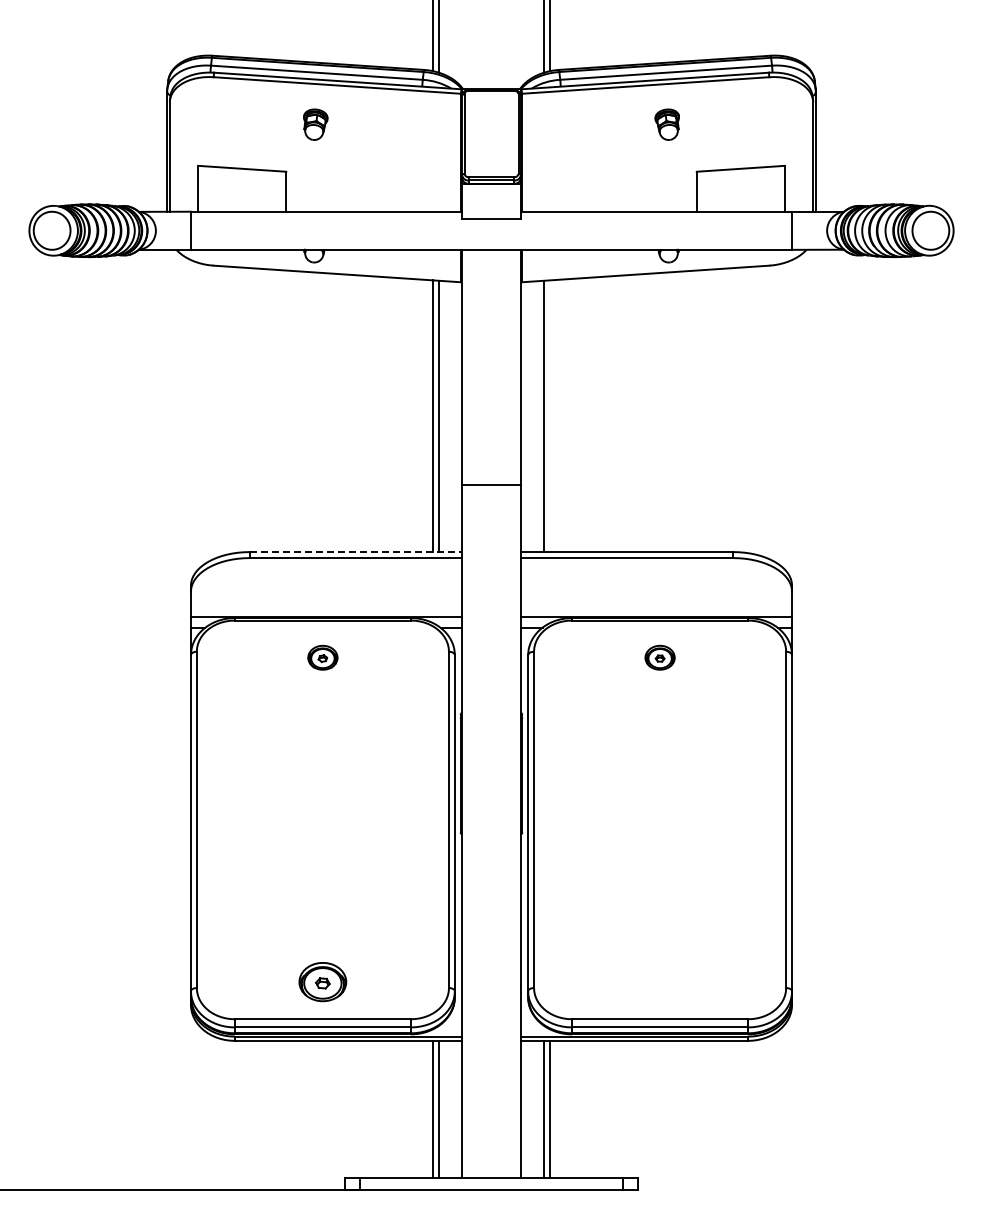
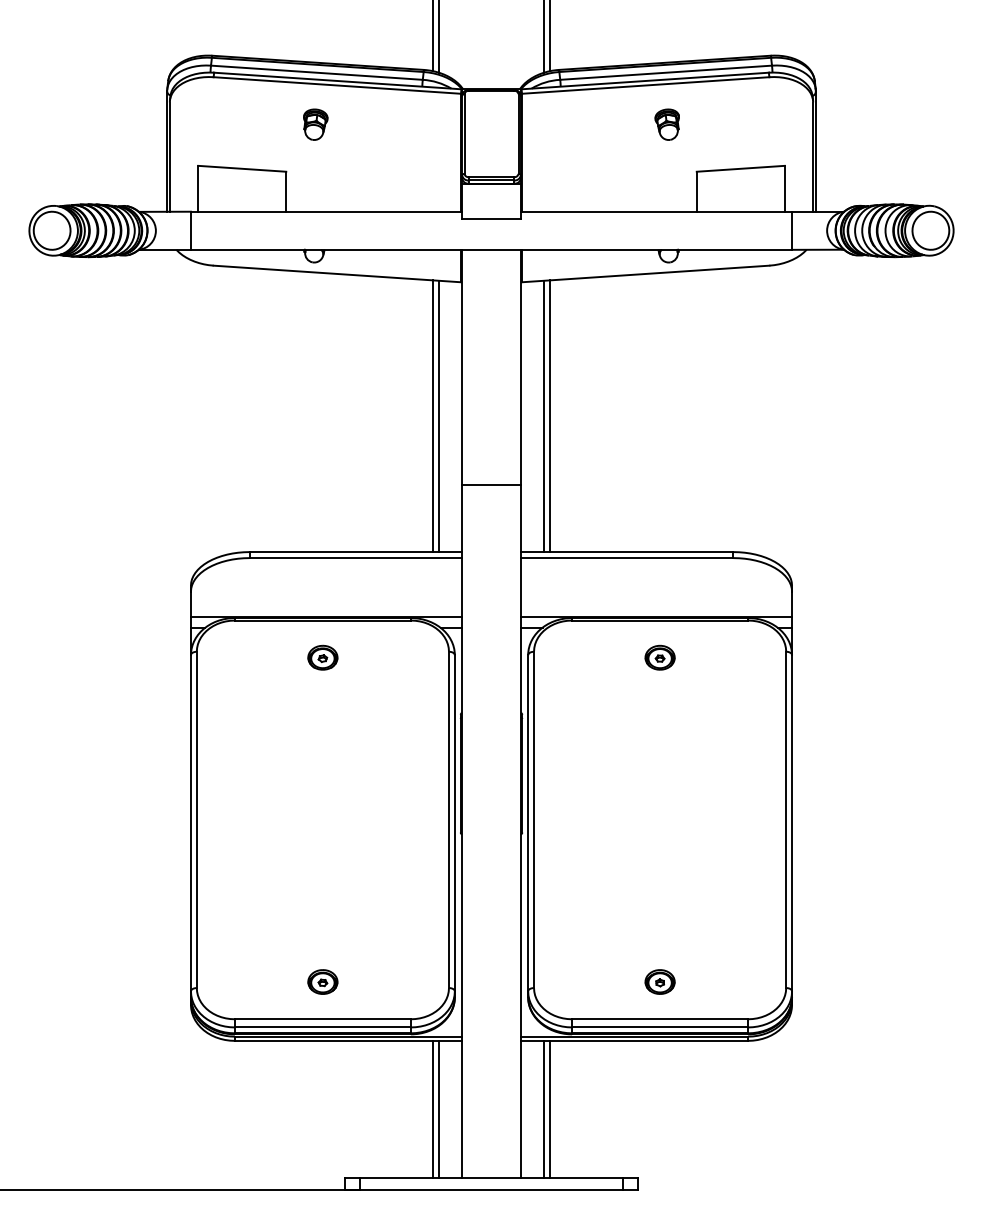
line: none -> present (550, 416)
line: dashed -> solid (356, 552)
part: none -> present (659, 981)
part size: 50x41 px -> 32x26 px (322, 981)
